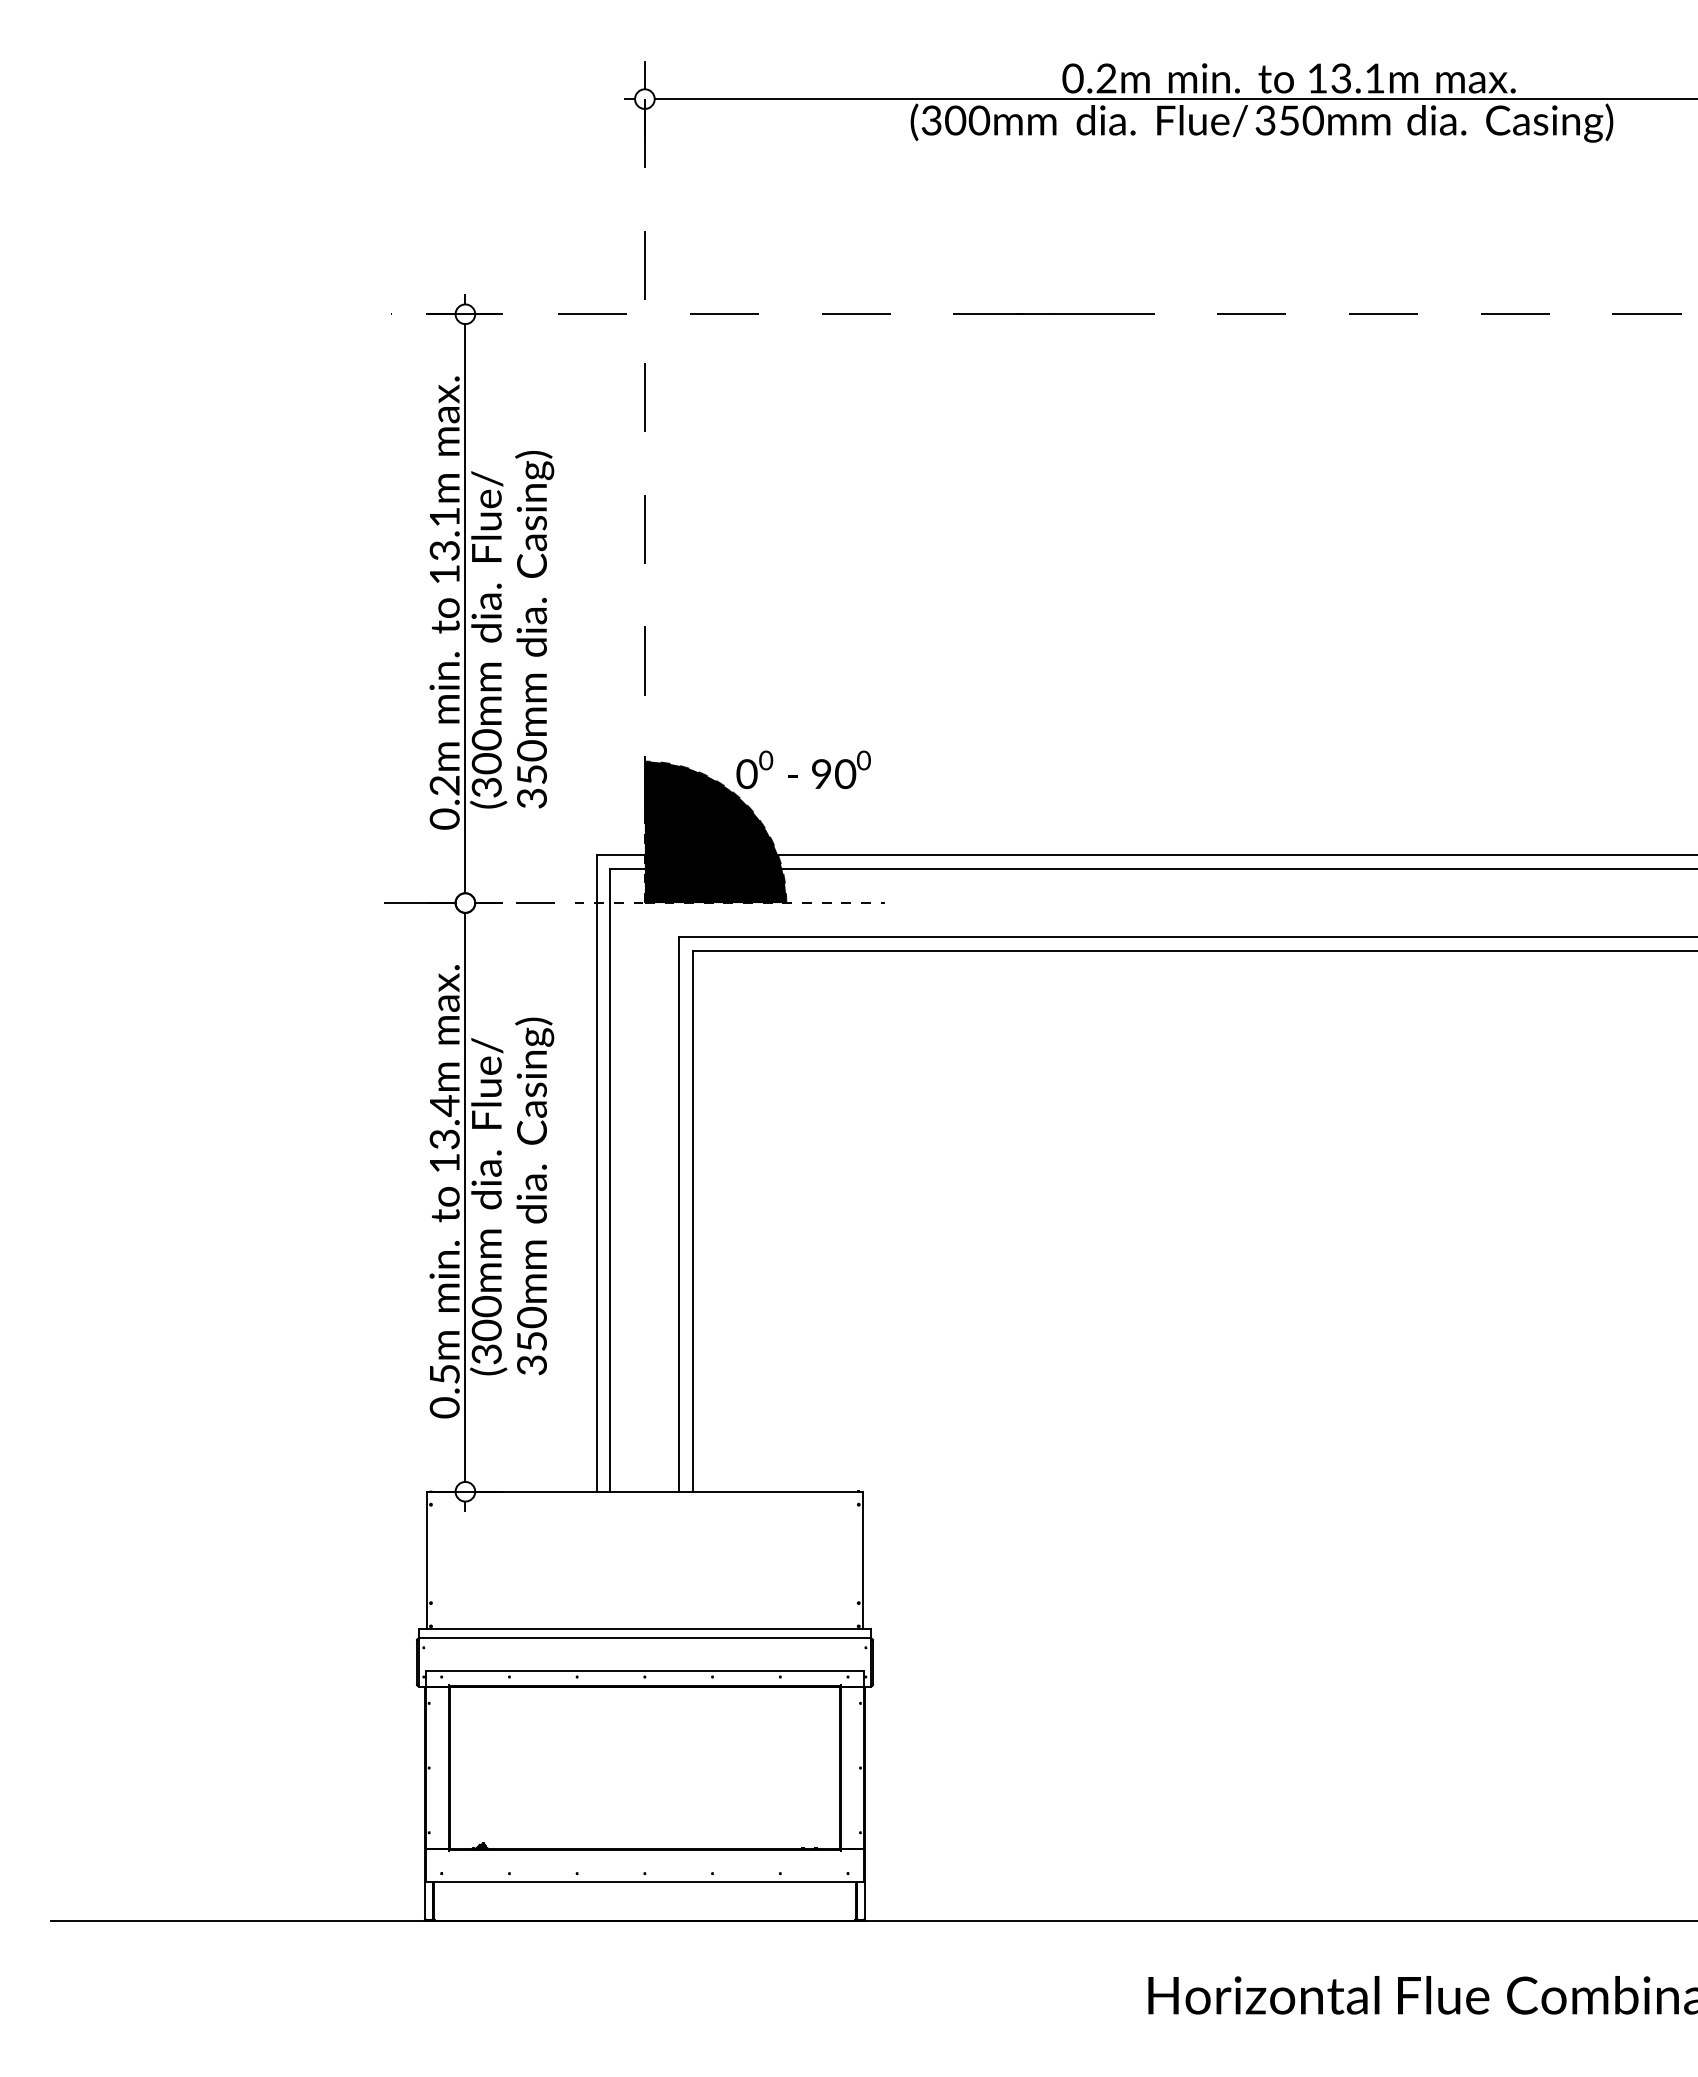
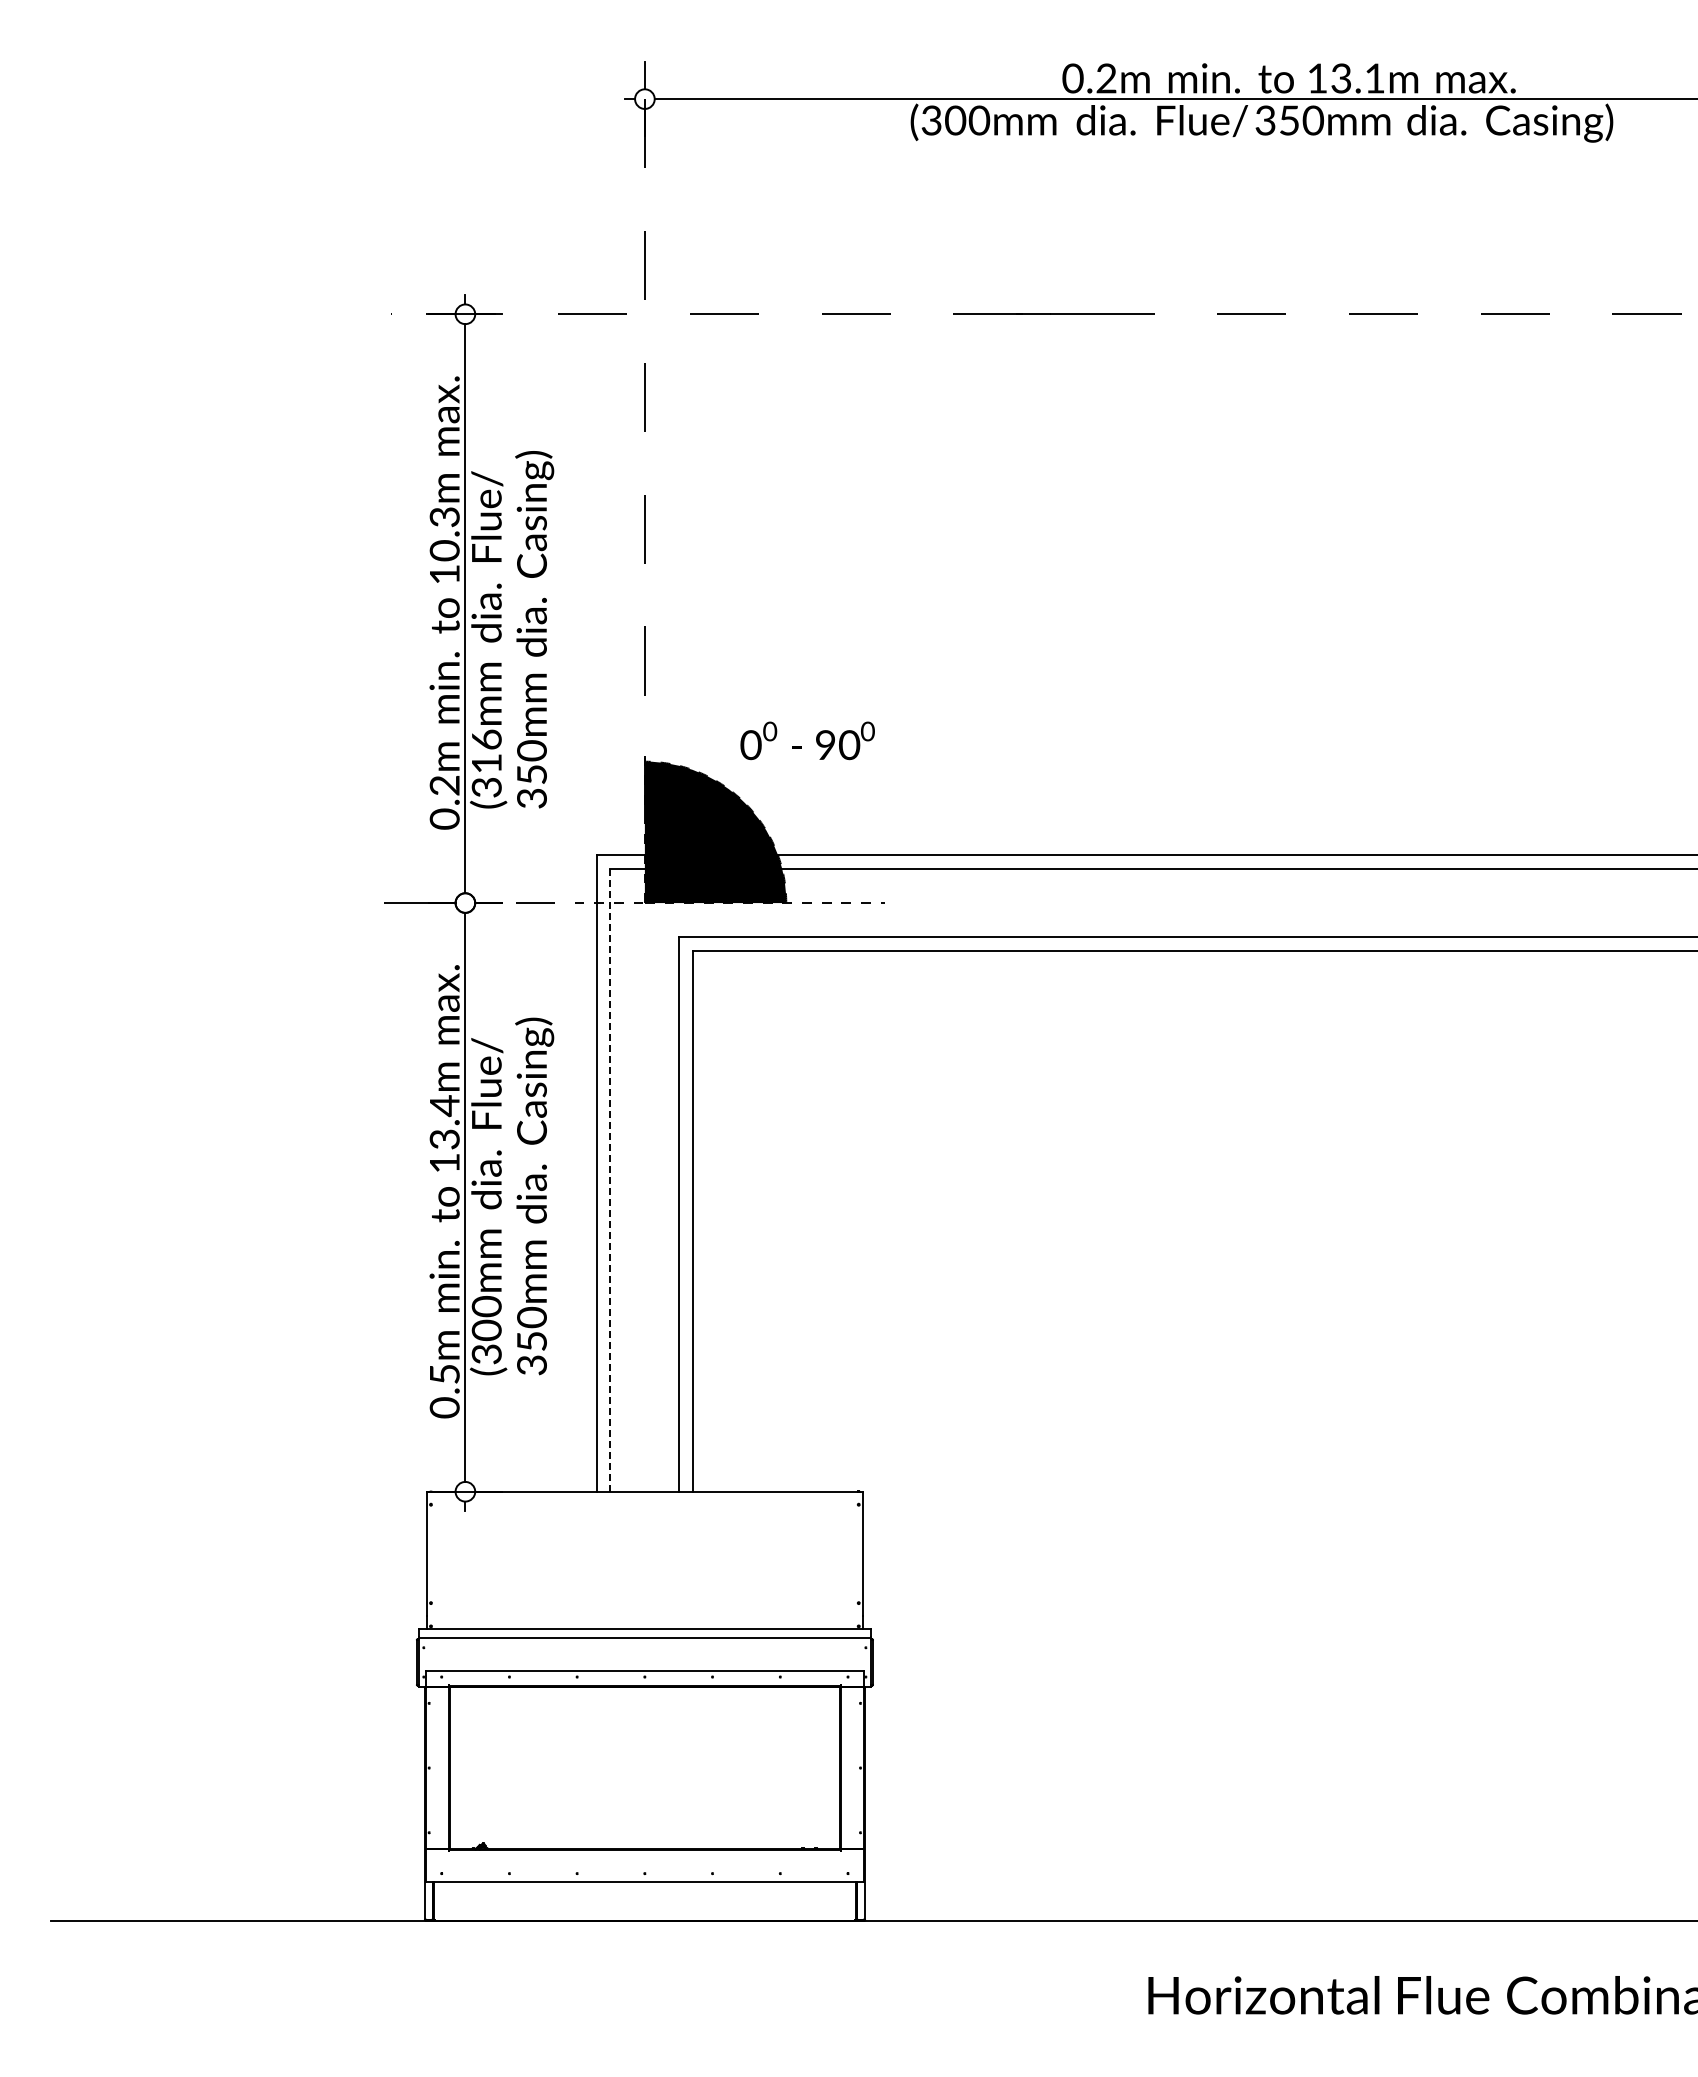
text: 13.1m -> 10.3m (444, 534)
text: (300mm -> (316mm (486, 751)
text position: (803, 769) -> (807, 740) (807, 740)
line: solid -> dashed (610, 1180)
